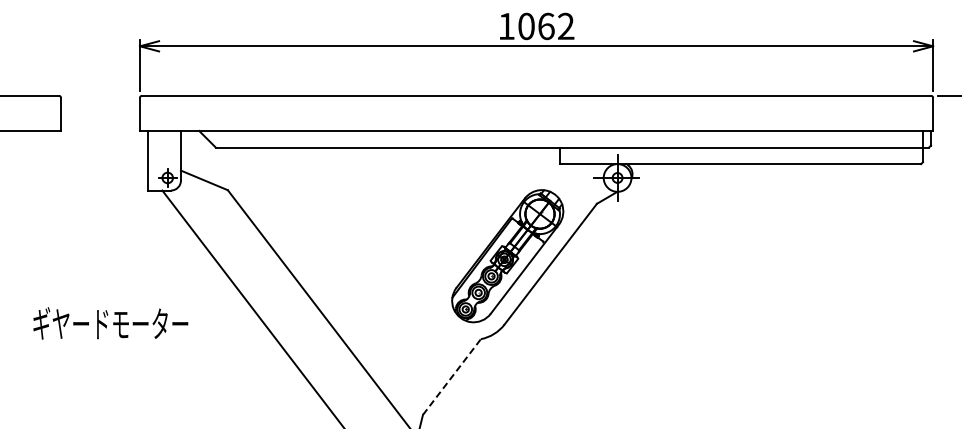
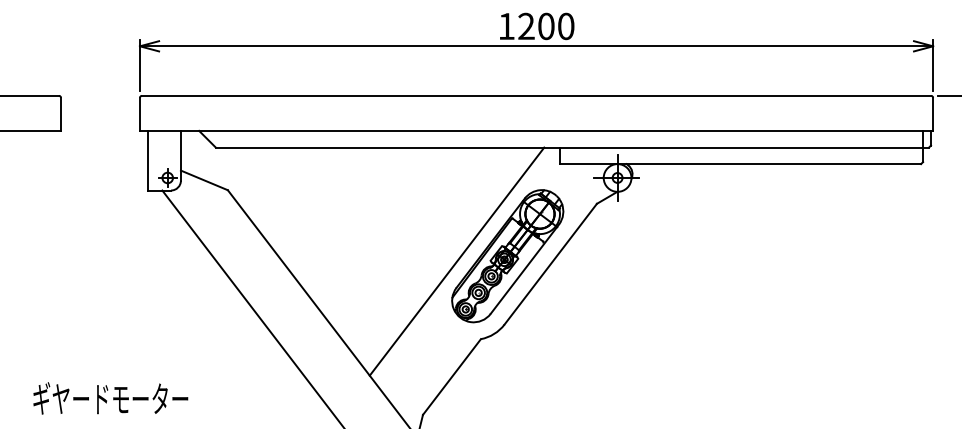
text: 1062 -> 1200 (546, 26)
line: none -> present (456, 261)
text position: (110, 323) -> (110, 398) (110, 398)
line: dashed -> solid (451, 377)
